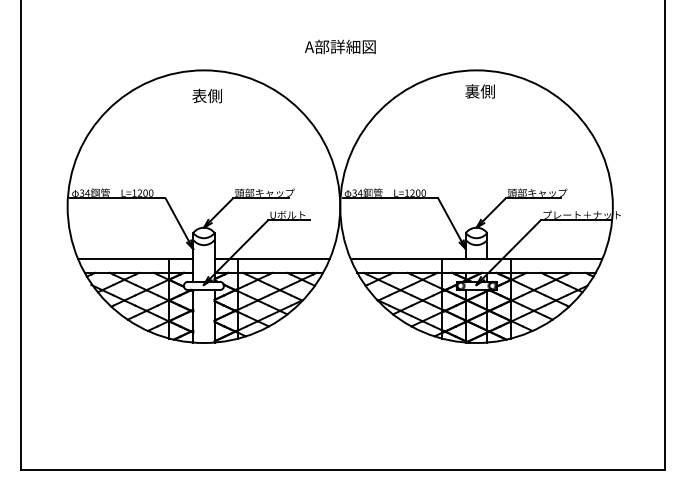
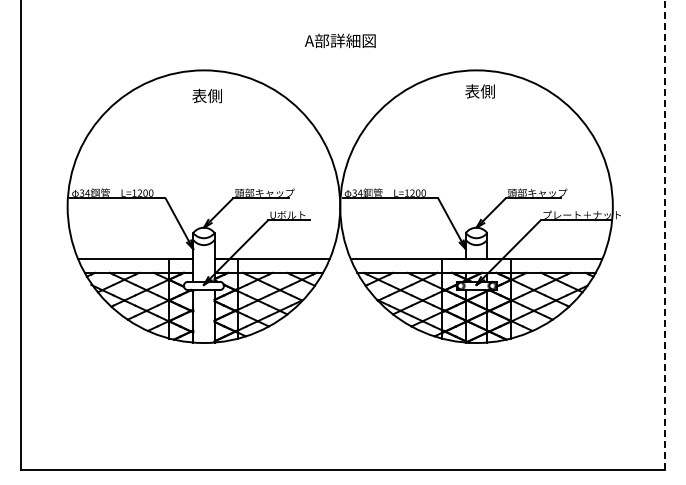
text position: (340, 46) -> (340, 40) (340, 40)
text: 裏側 -> 表側 (472, 91)
line: solid -> dashed (665, 235)
